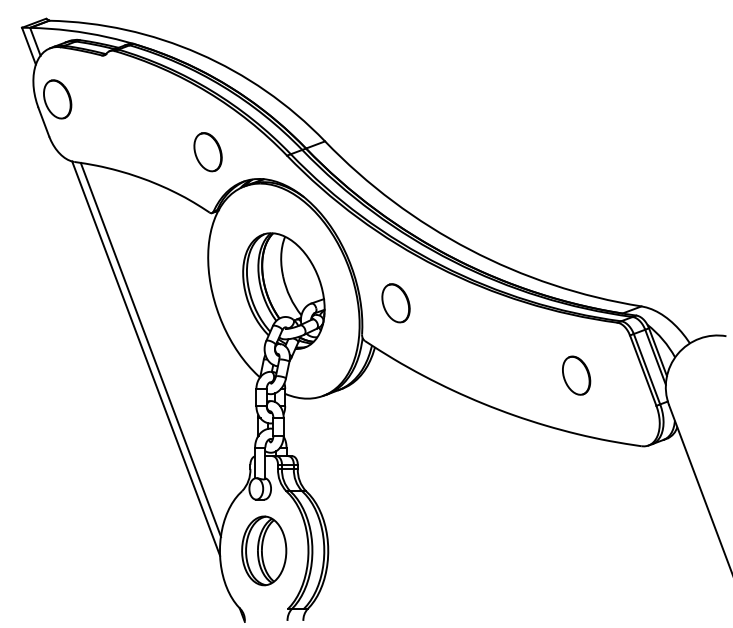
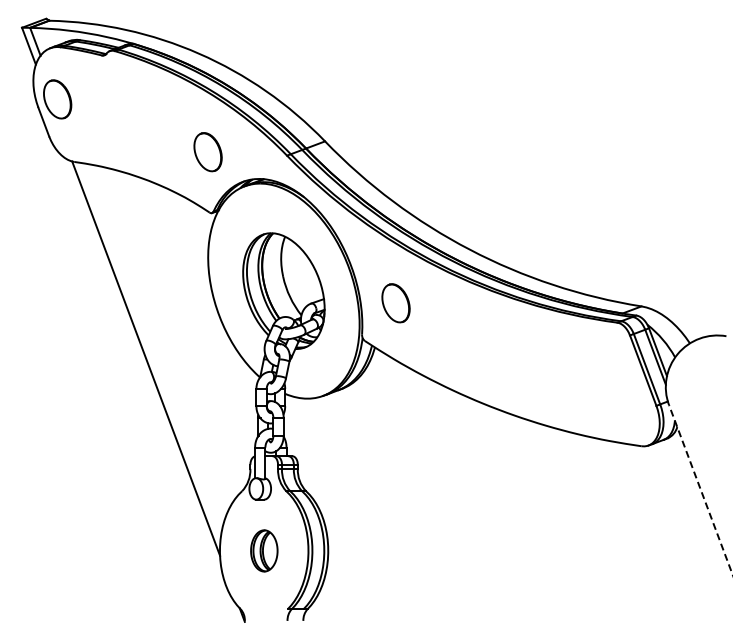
line: present -> none (150, 349)
part: present -> none (576, 375)
line: solid -> dashed (700, 489)
part size: 47x72 px -> 29x44 px (264, 550)
